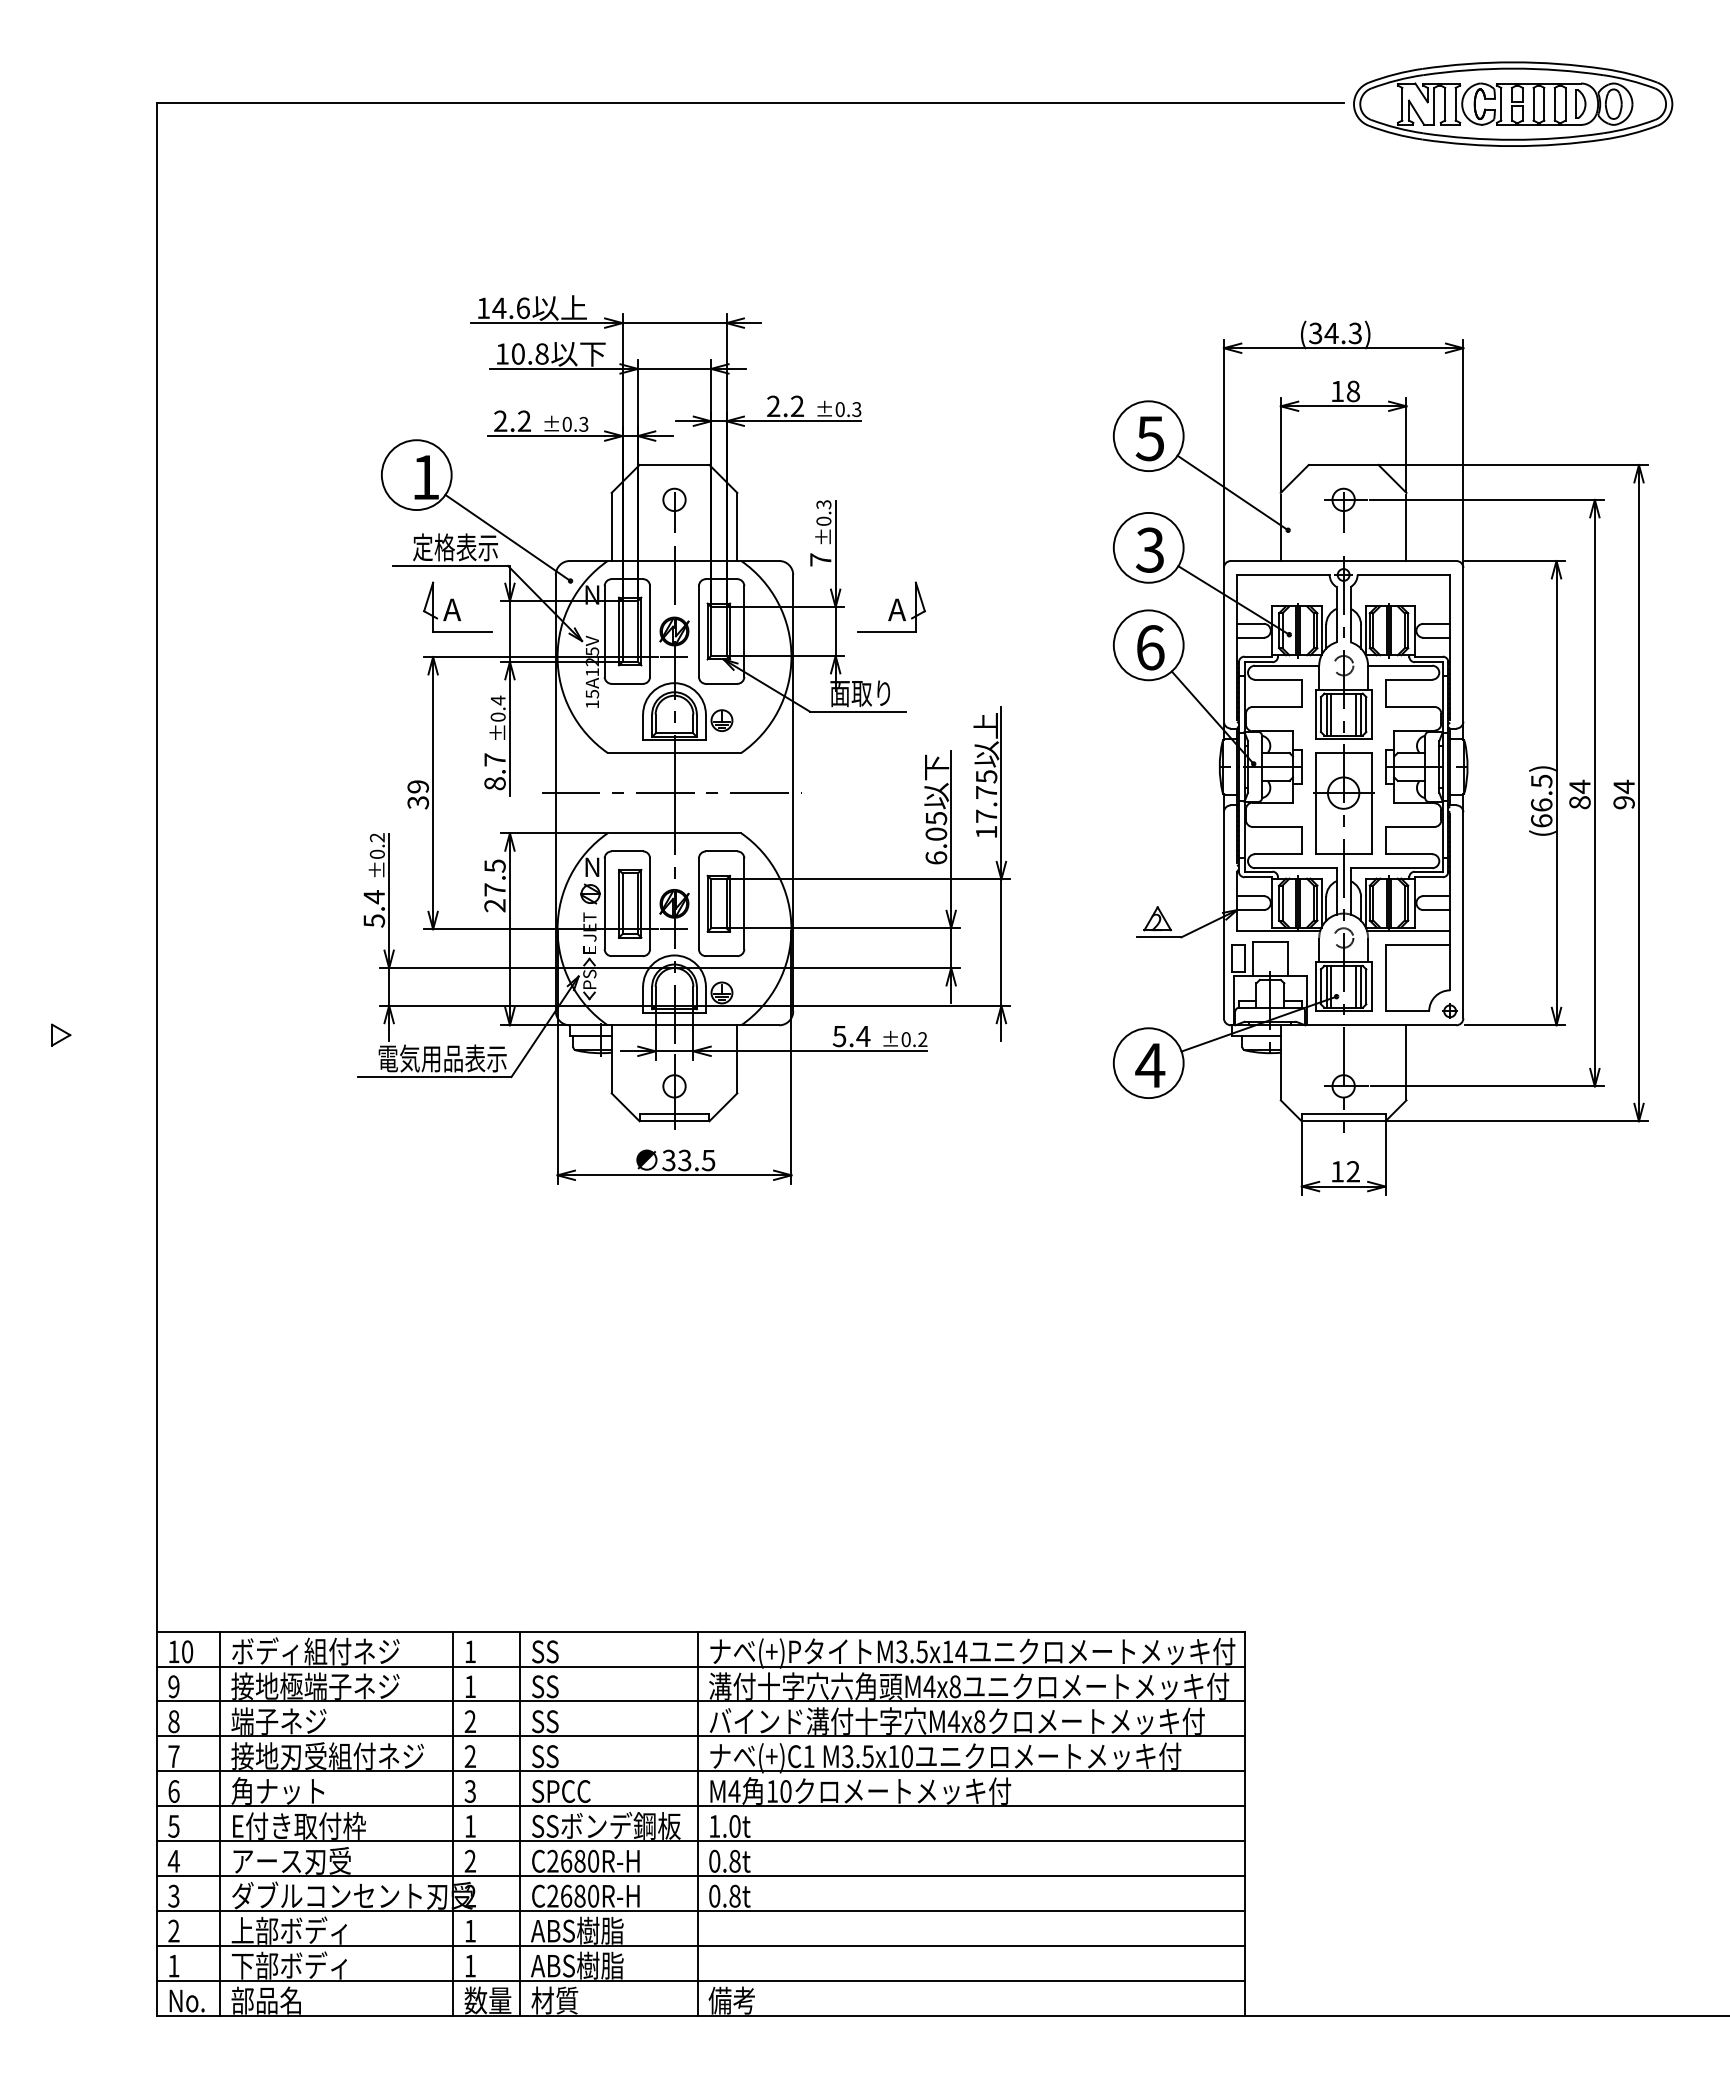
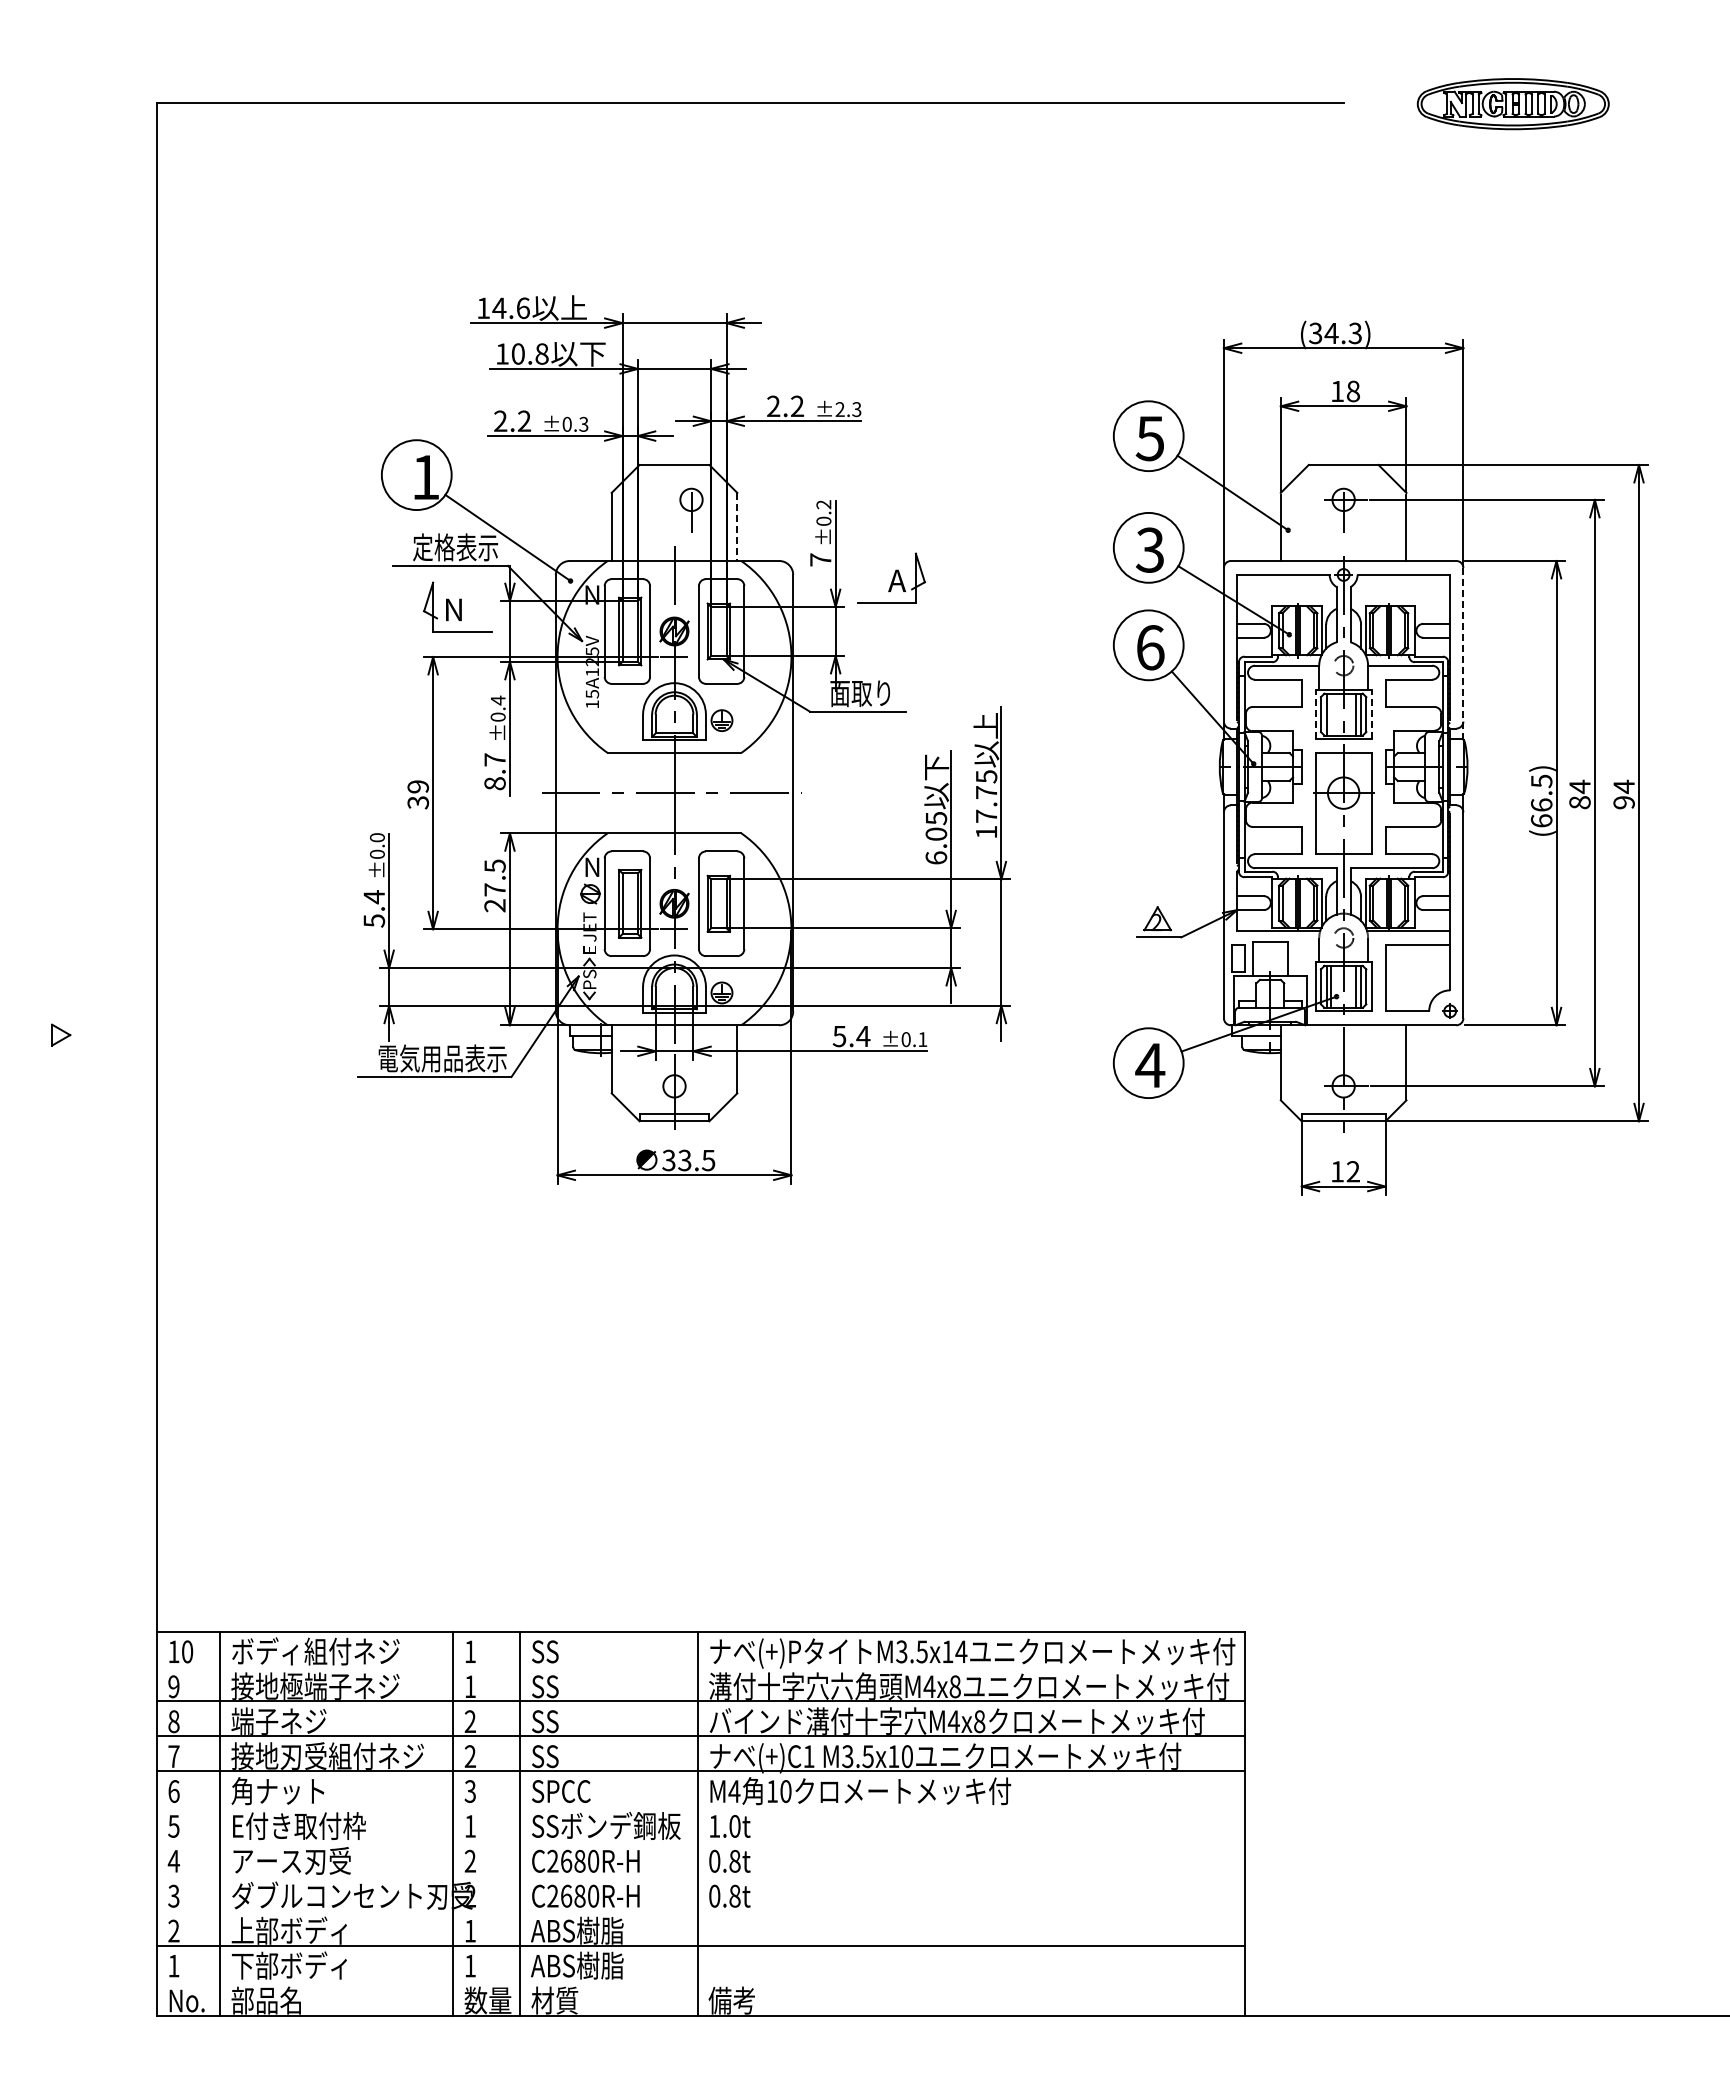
part size: 321x86 px -> 194x53 px (1512, 104)
text: ±0.3 -> ±2.3 (839, 409)
text: ±0.3 -> ±0.2 (824, 504)
part position: (674, 509) -> (691, 509) (691, 509)
line: solid -> dashed (737, 527)
part position: (891, 606) -> (891, 577) (891, 577)
text: A -> N (452, 609)
line: solid -> dashed (1463, 653)
line: solid -> dashed (1315, 714)
line: present -> none (1331, 714)
line: solid -> dashed (1371, 714)
text: ±0.2 -> ±0.0 (377, 837)
text: ±0.2 -> ±0.1 (922, 1039)
line: present -> none (700, 1666)
line: present -> none (700, 1806)
line: present -> none (700, 1841)
line: present -> none (700, 1876)
line: present -> none (700, 1910)
line: present -> none (700, 1980)
